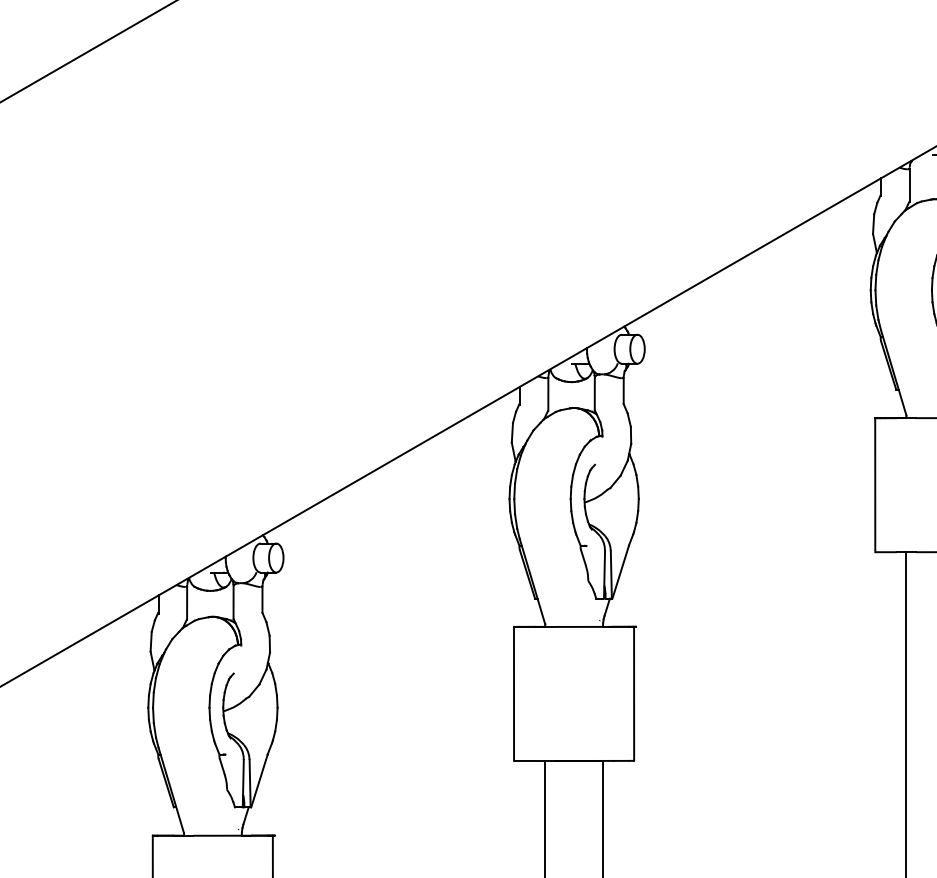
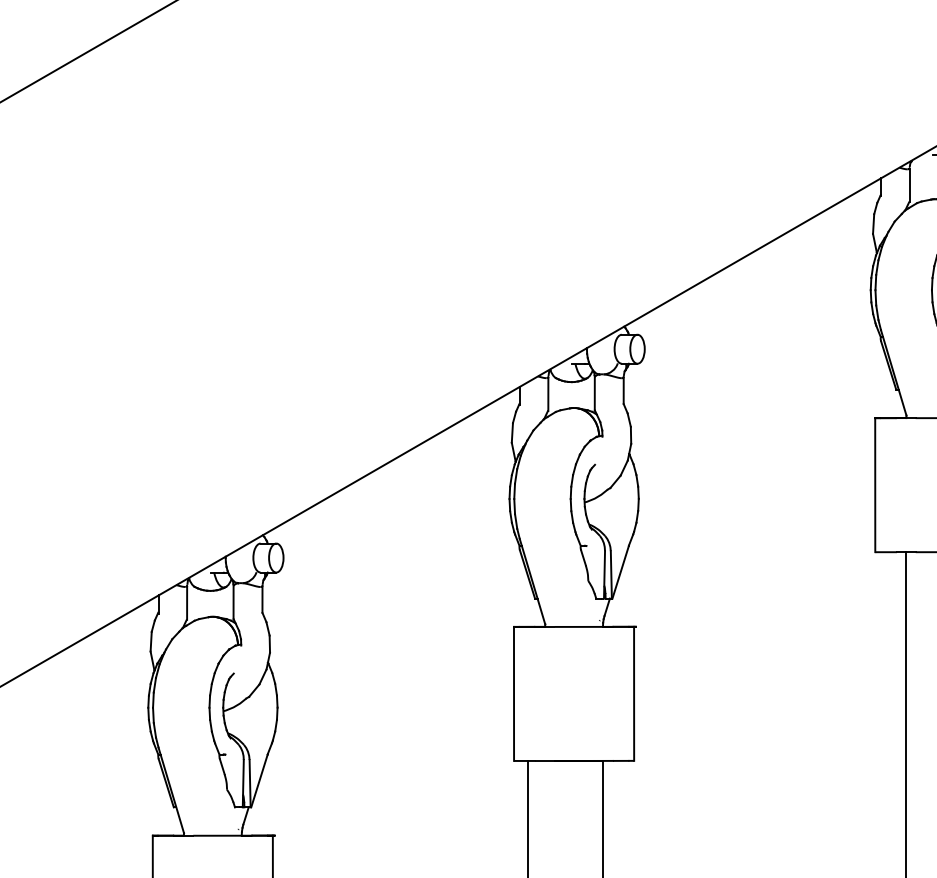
line position: (545, 817) -> (528, 817) (528, 817)
